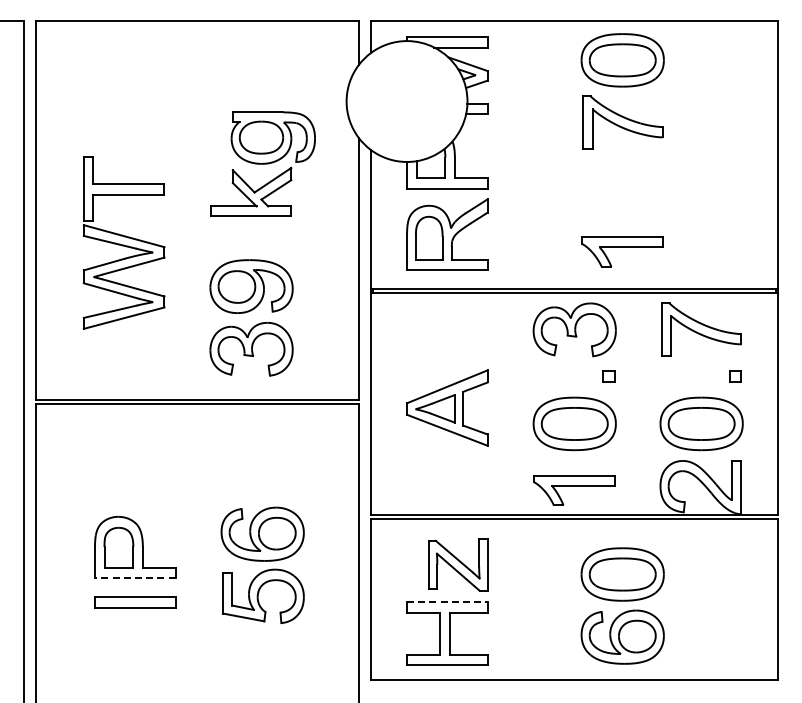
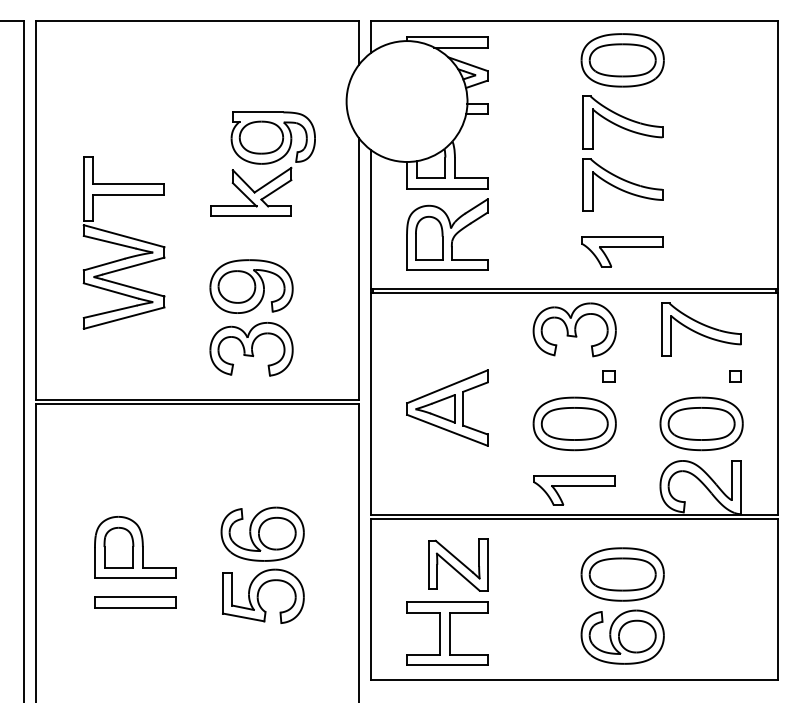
part: none -> present (622, 184)
line: dashed -> solid (134, 578)
line: dashed -> solid (447, 602)
